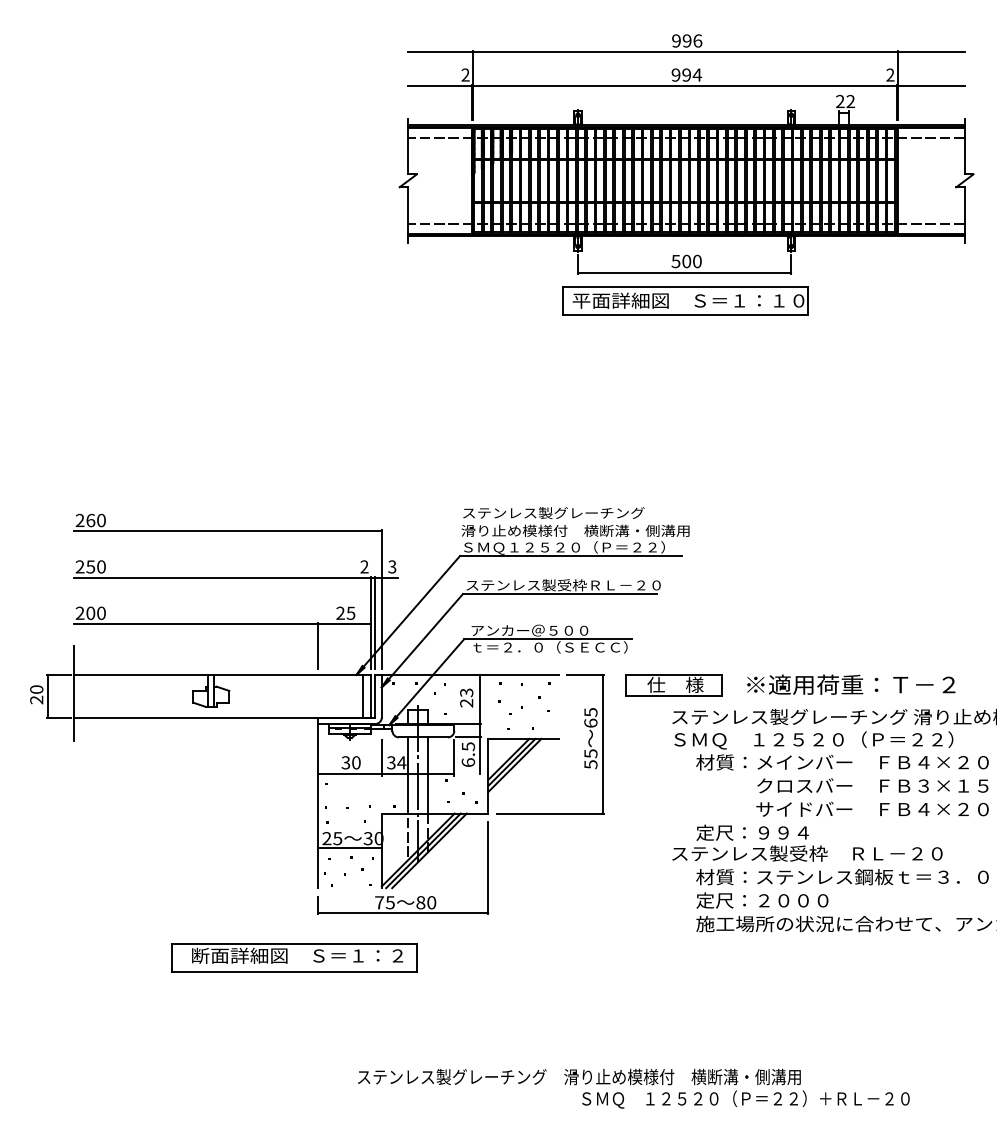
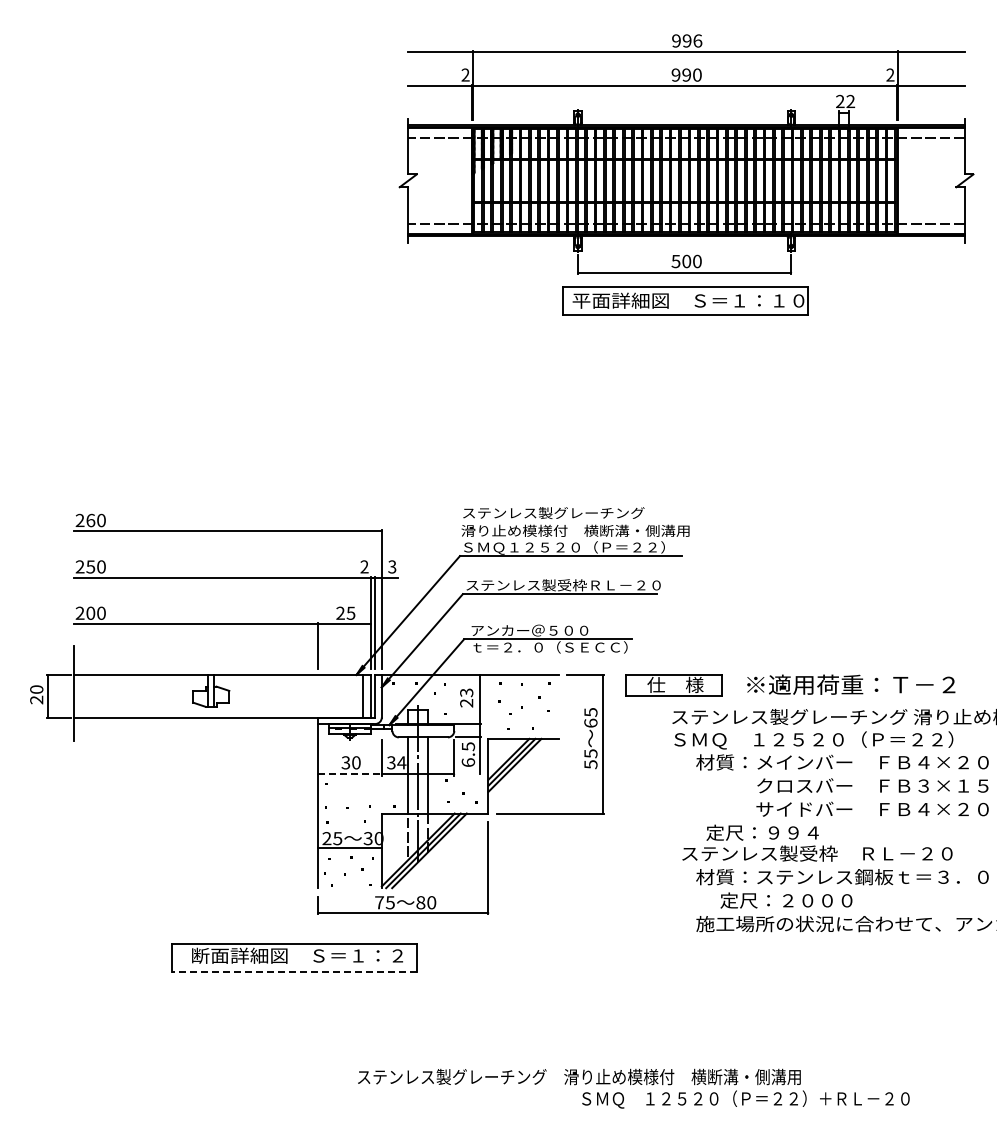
text: 994 -> 990 (697, 74)
line: solid -> dashed (349, 774)
text position: (807, 842) -> (817, 842) (817, 842)
text position: (762, 900) -> (786, 900) (786, 900)
line: solid -> dashed (294, 971)
